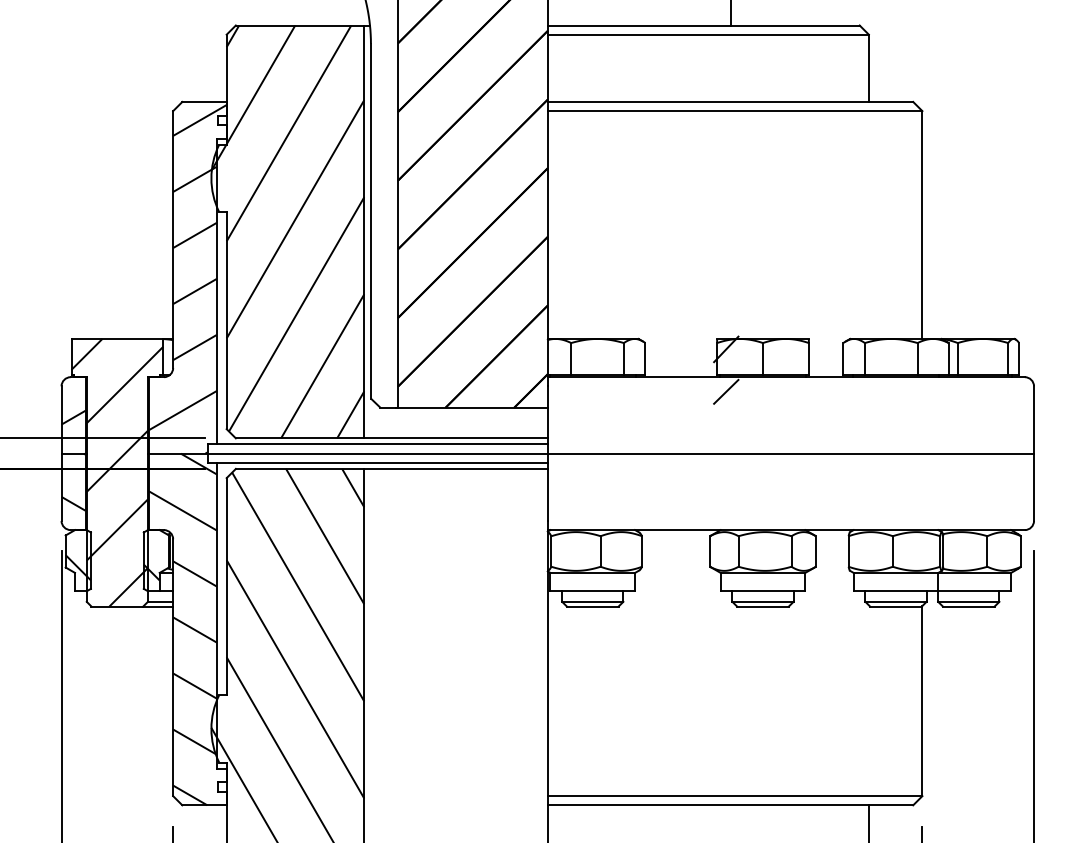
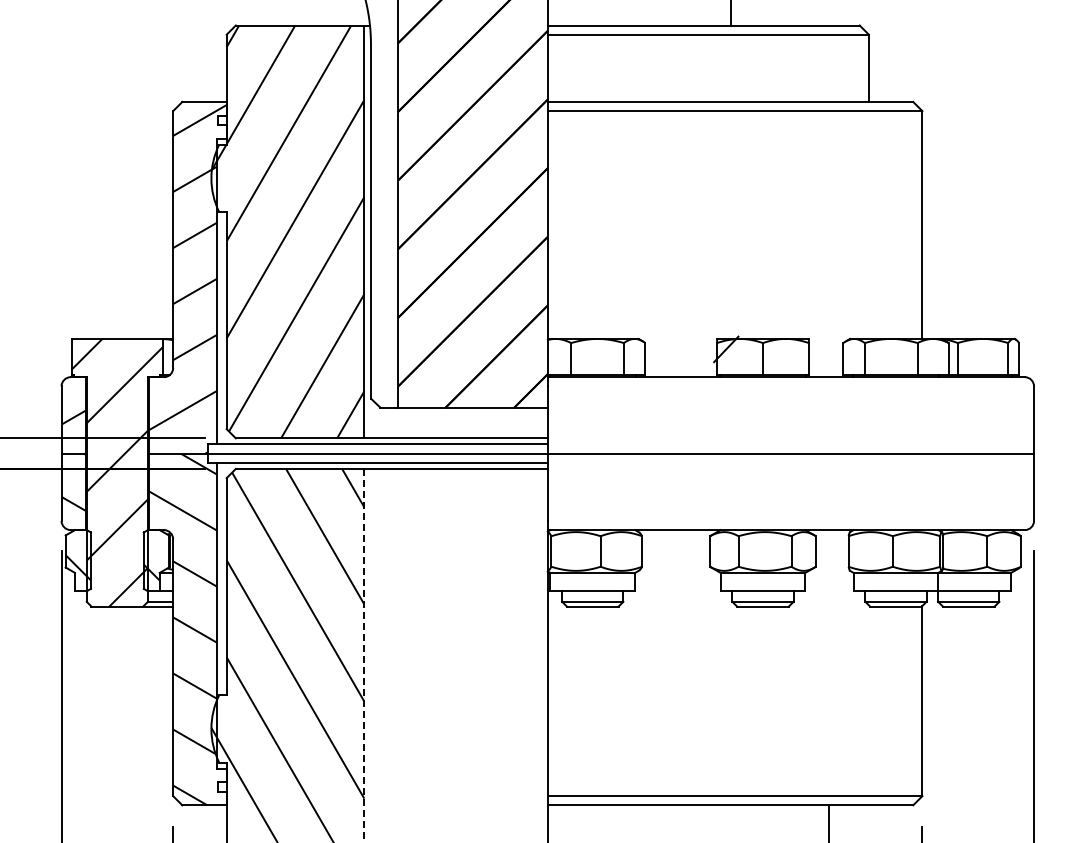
line: present -> none (726, 391)
line: solid -> dashed (364, 655)
line position: (868, 822) -> (828, 822) (828, 822)
